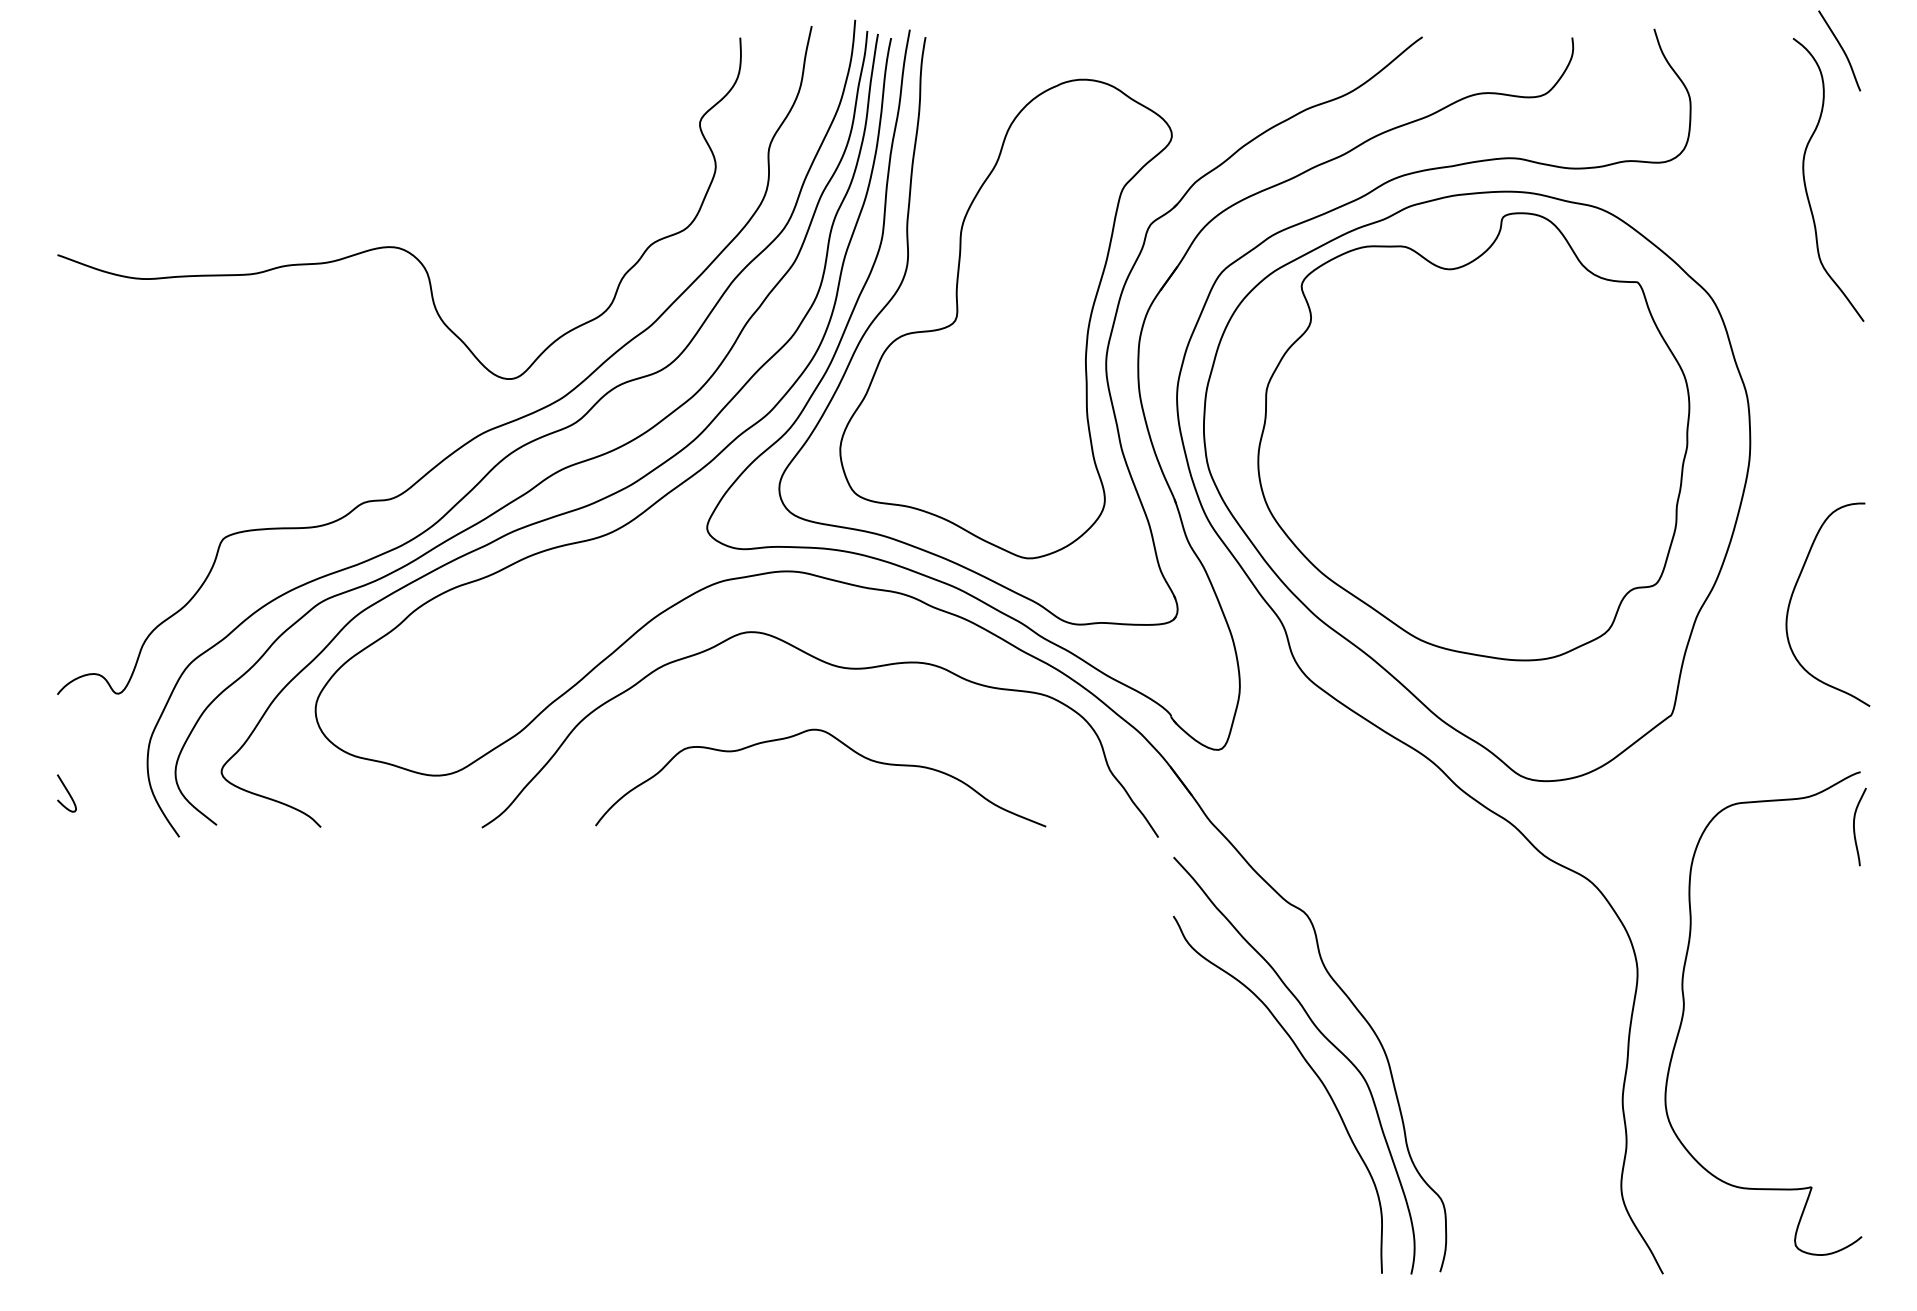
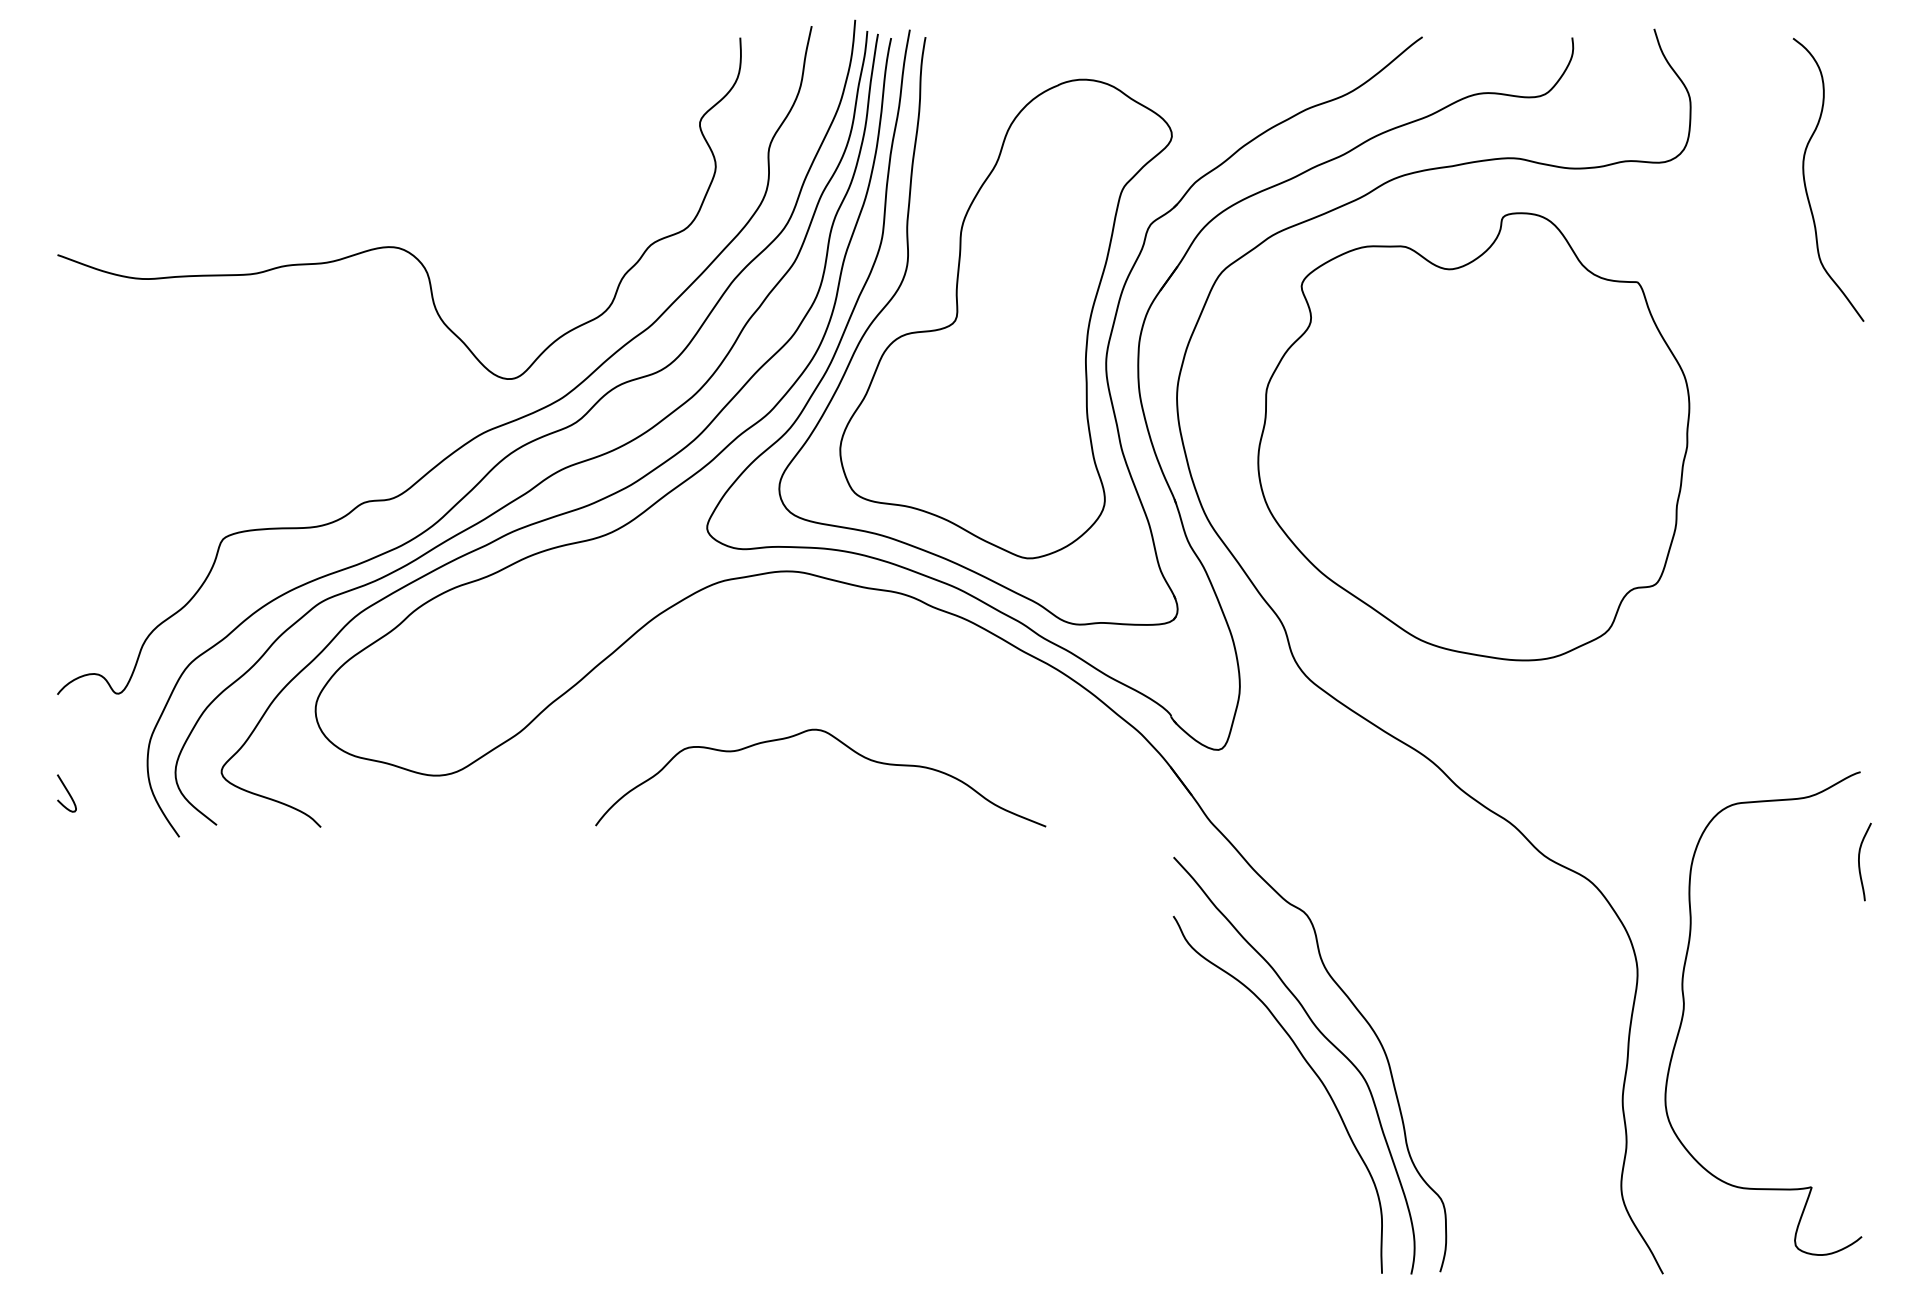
curve: present -> none (1841, 49)
part: present -> none (1477, 486)
curve: present -> none (1793, 594)
curve: present -> none (836, 667)
curve position: (1854, 826) -> (1859, 861) (1859, 861)
